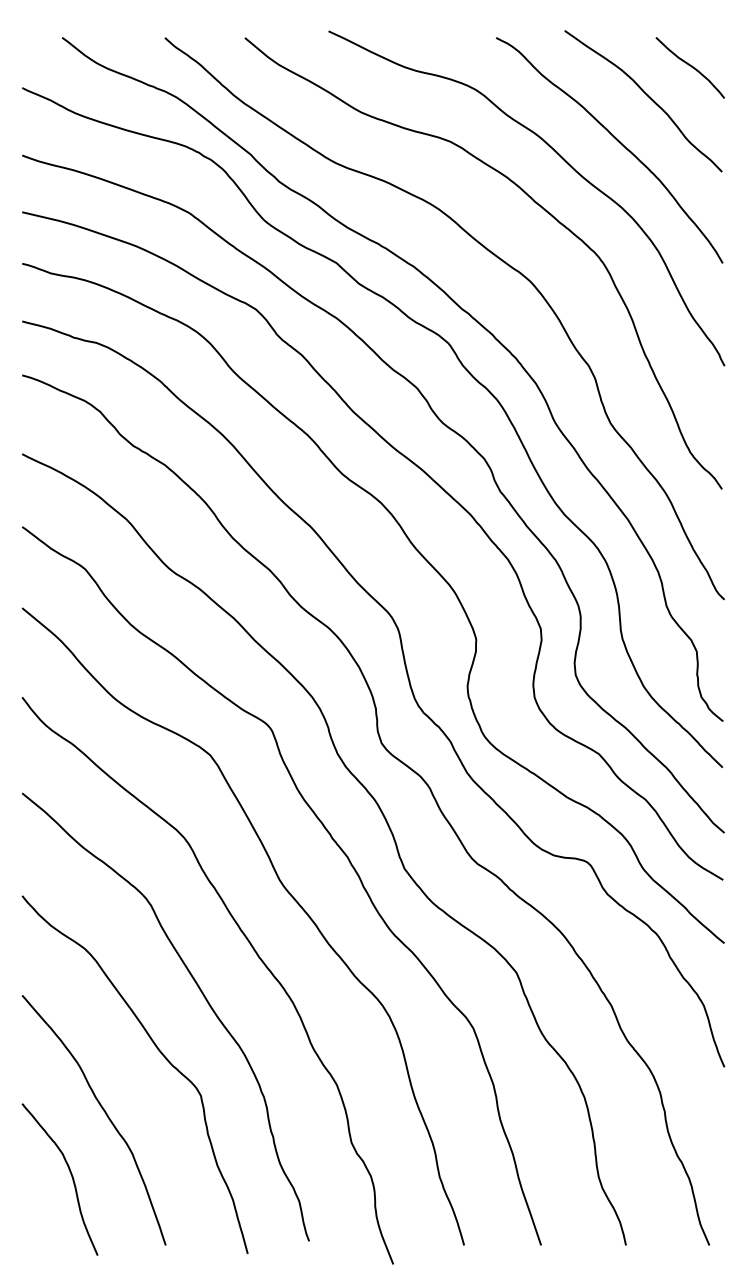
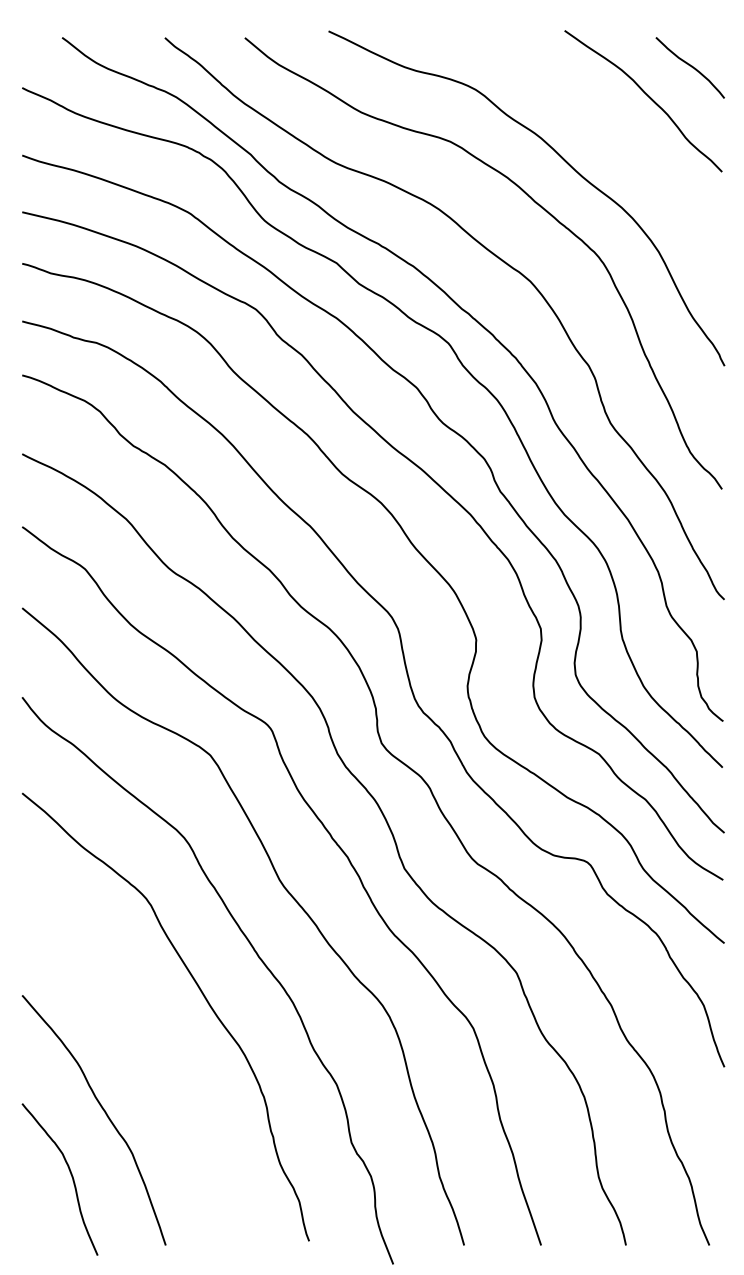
curve: present -> none (617, 141)
curve: present -> none (159, 1052)
